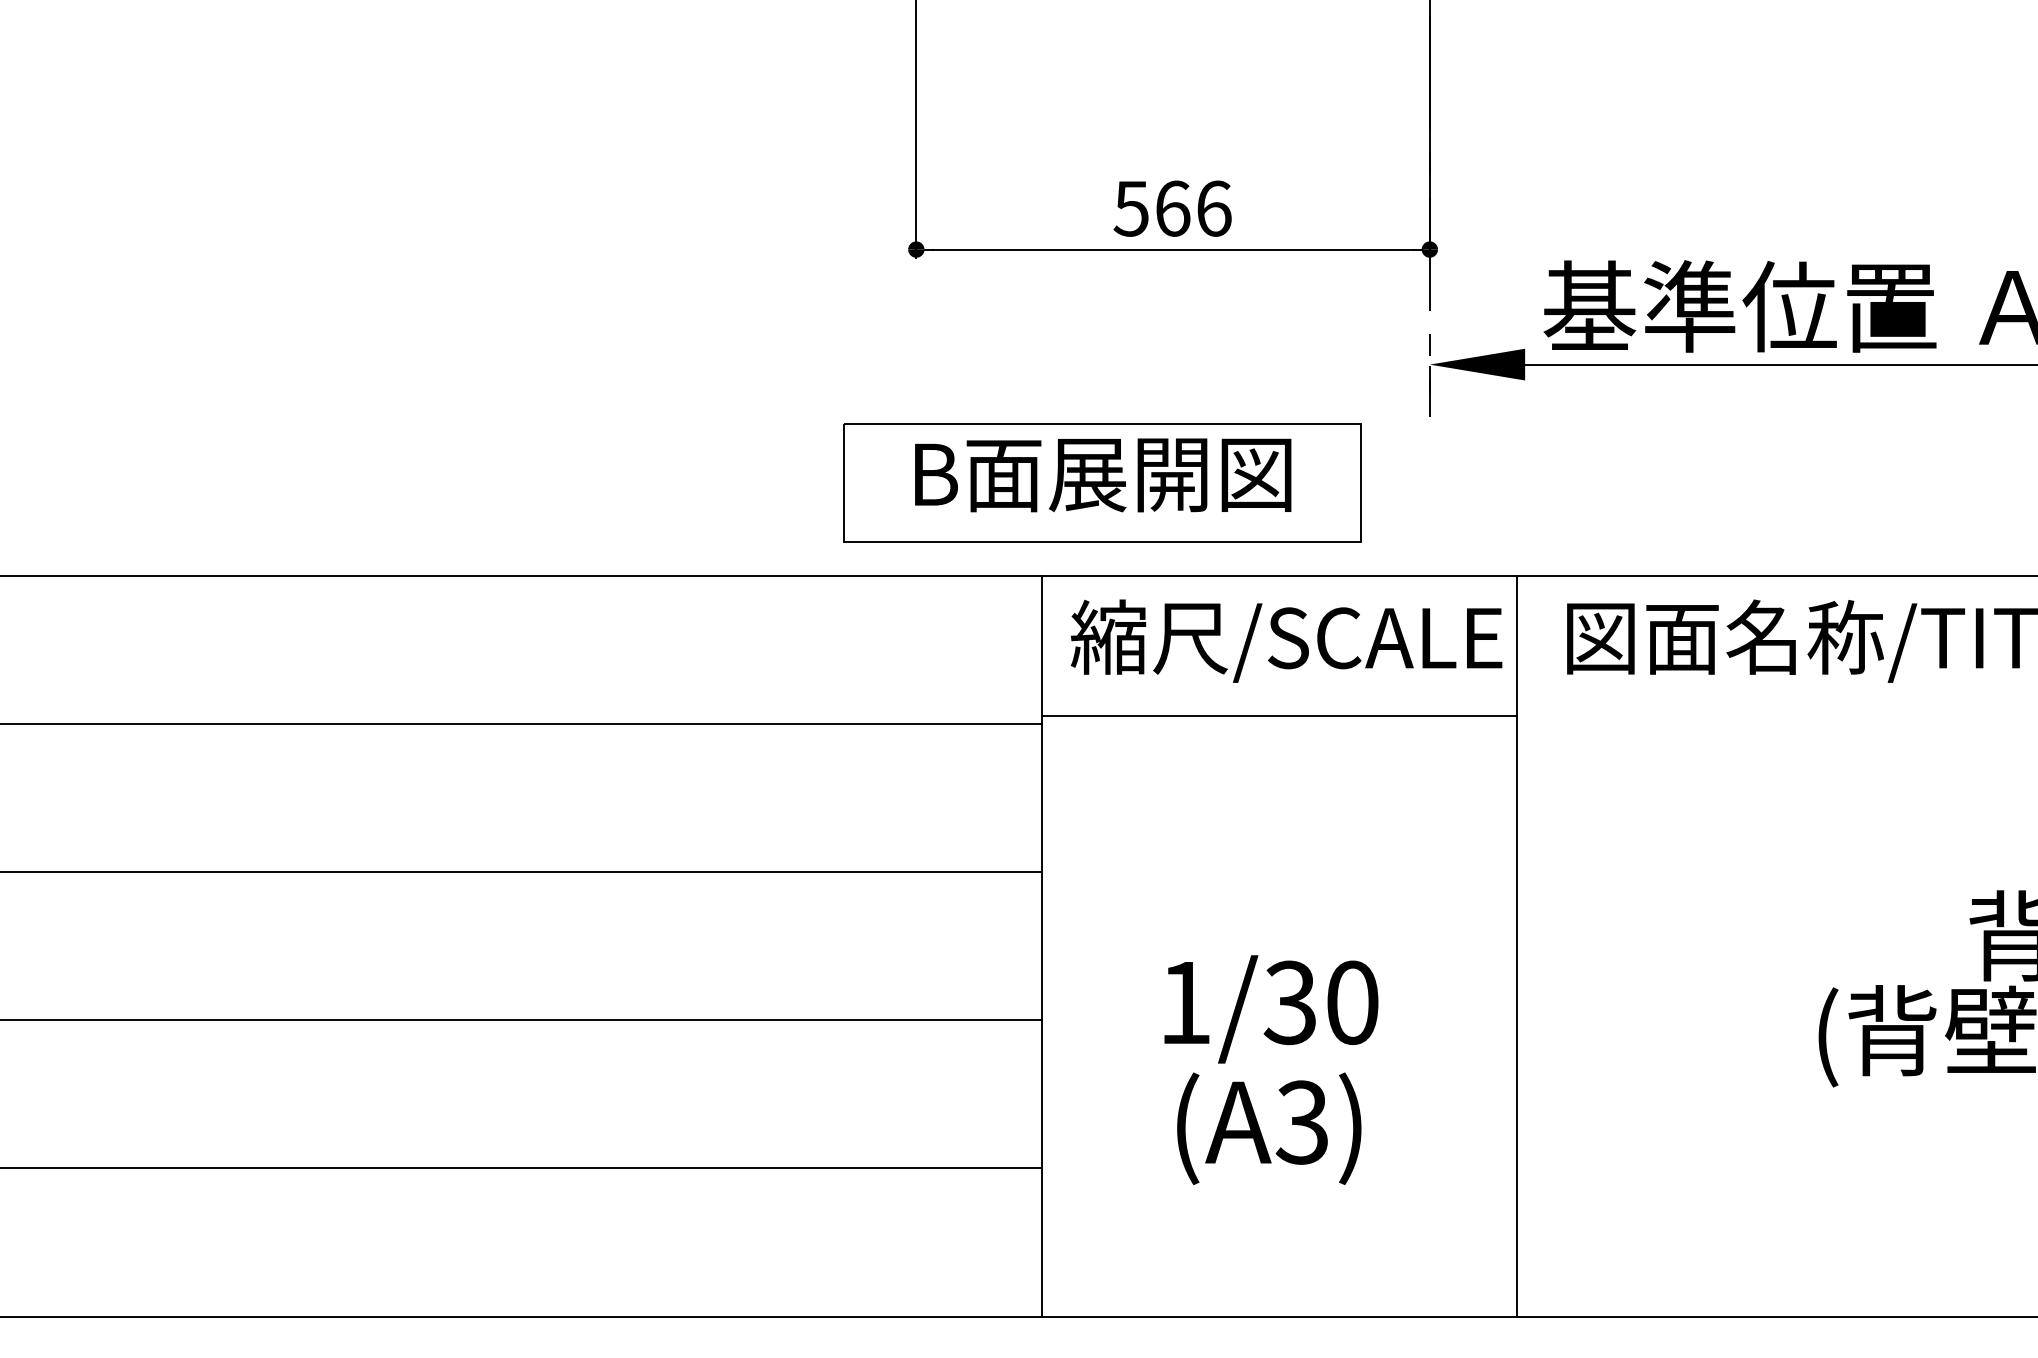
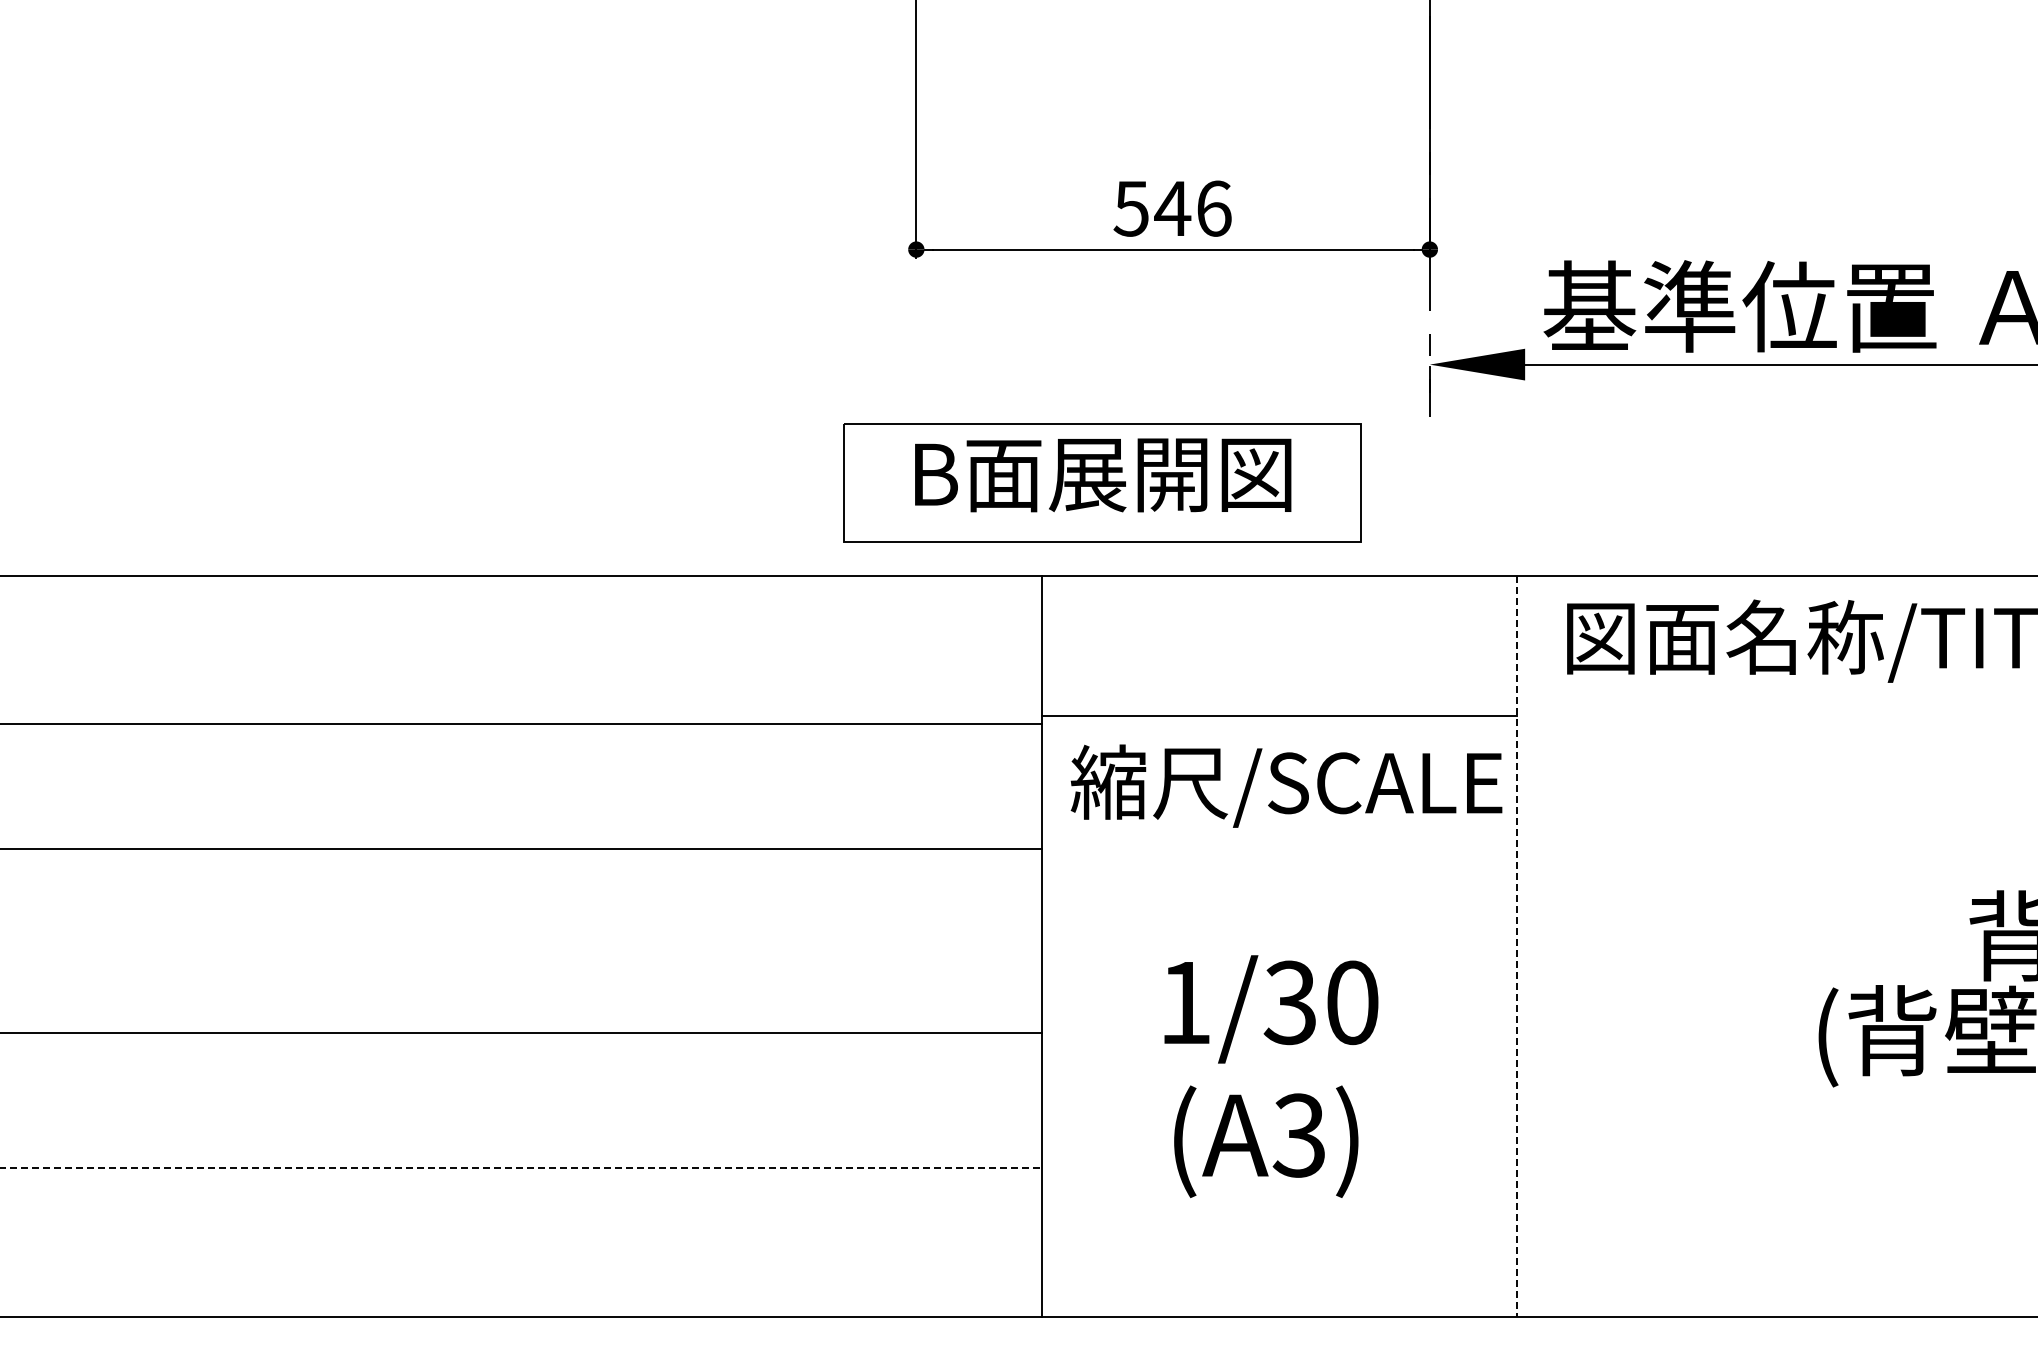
text: 566 -> 546 (1172, 208)
text position: (1286, 640) -> (1286, 785) (1286, 785)
line position: (522, 871) -> (522, 848) (522, 848)
line: solid -> dashed (1517, 946)
line position: (522, 1019) -> (522, 1032) (522, 1032)
text position: (1269, 1128) -> (1266, 1141) (1266, 1141)
line: solid -> dashed (521, 1168)
